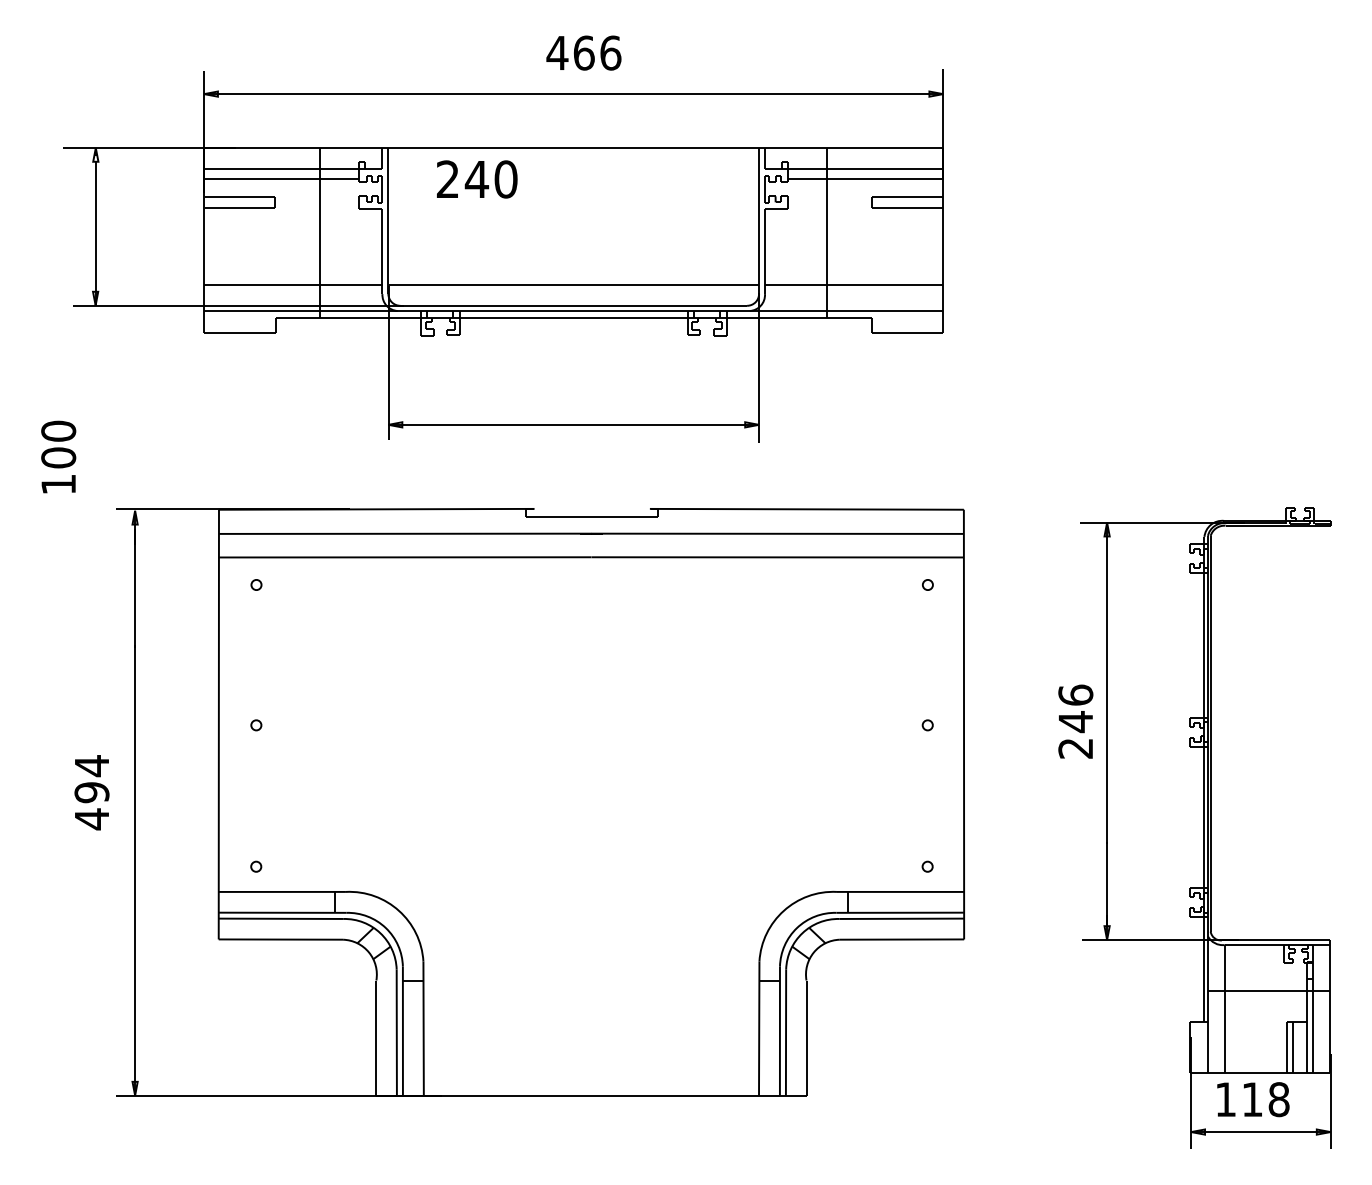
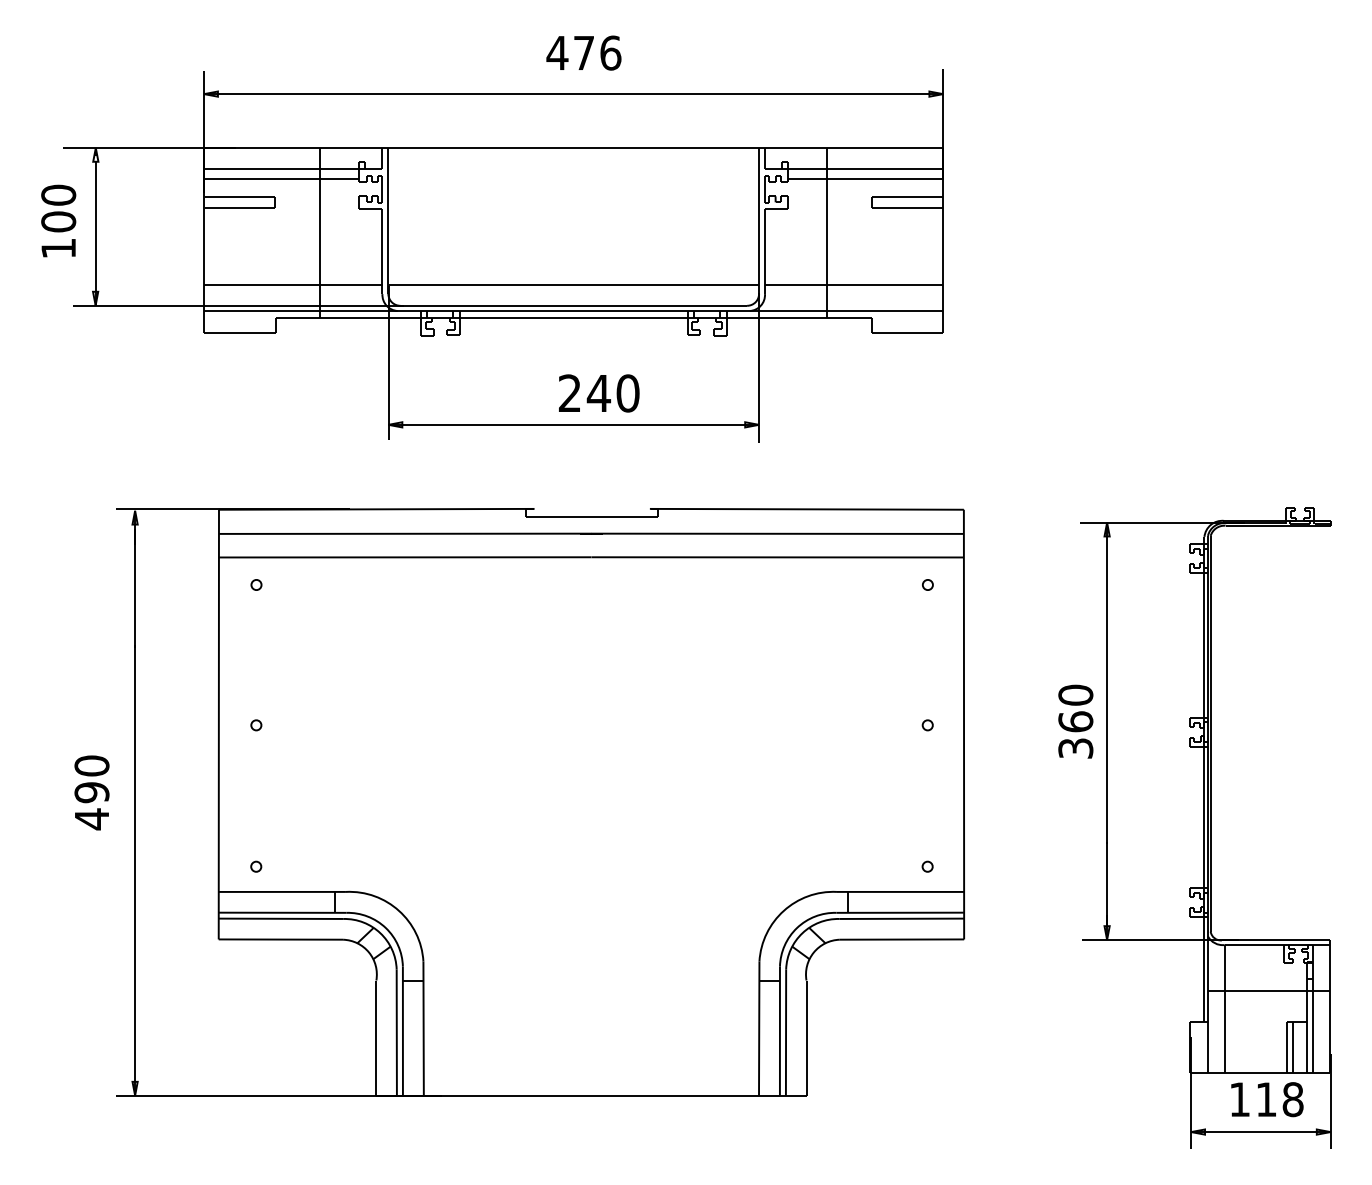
text: 466 -> 476 (583, 52)
text position: (477, 179) -> (599, 393) (599, 393)
text position: (58, 456) -> (58, 220) (58, 220)
text: 246 -> 360 (1075, 721)
text: 494 -> 490 (91, 766)
text position: (1253, 1099) -> (1267, 1099) (1267, 1099)
